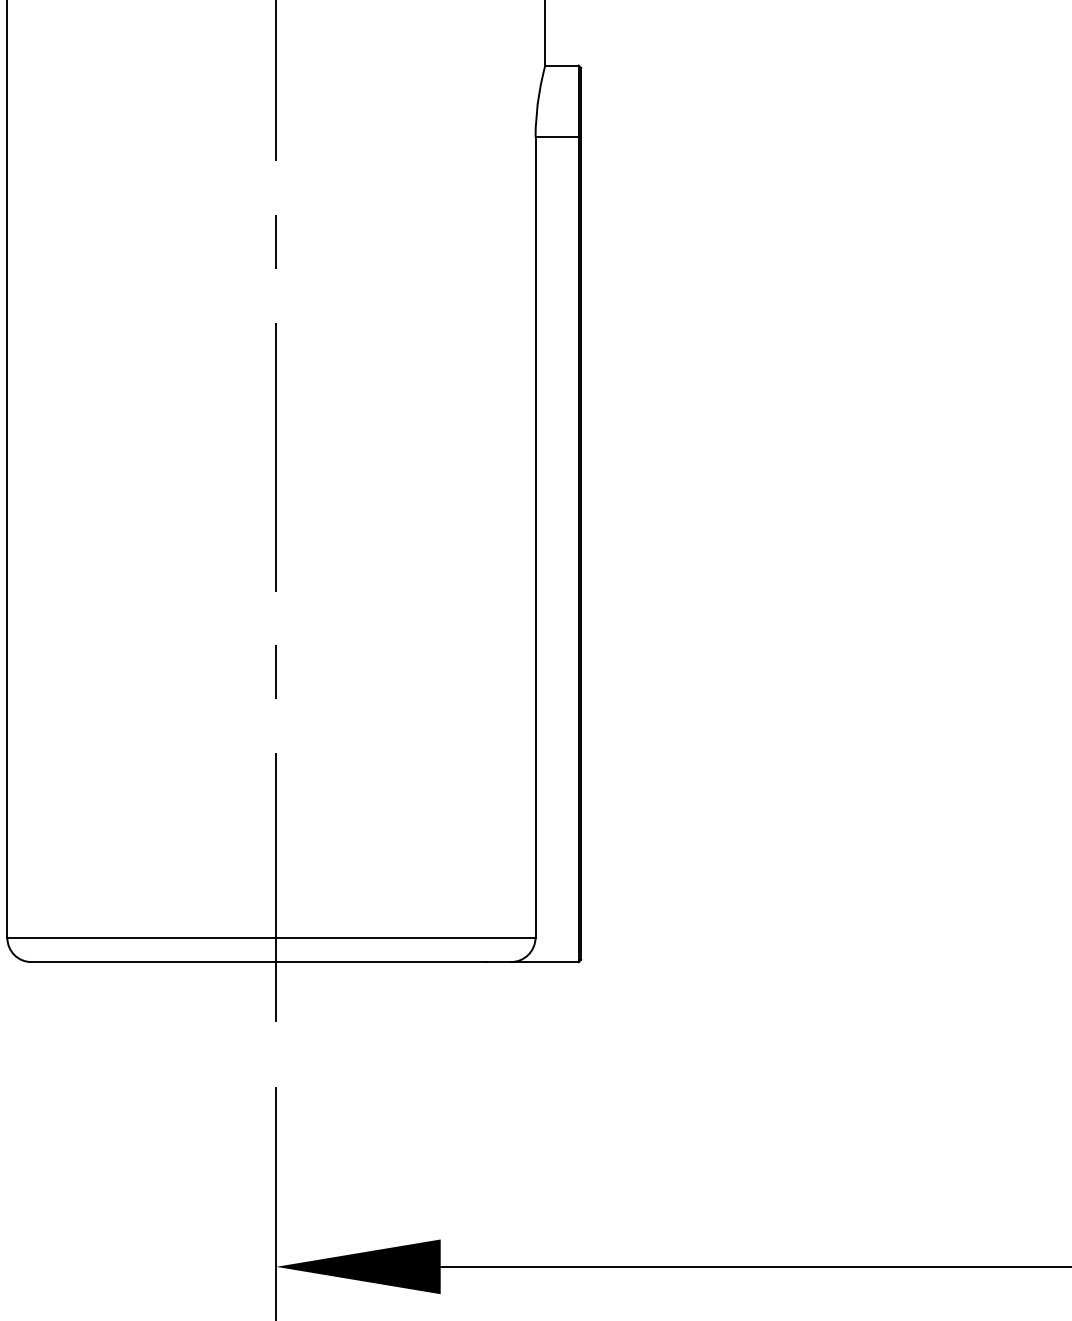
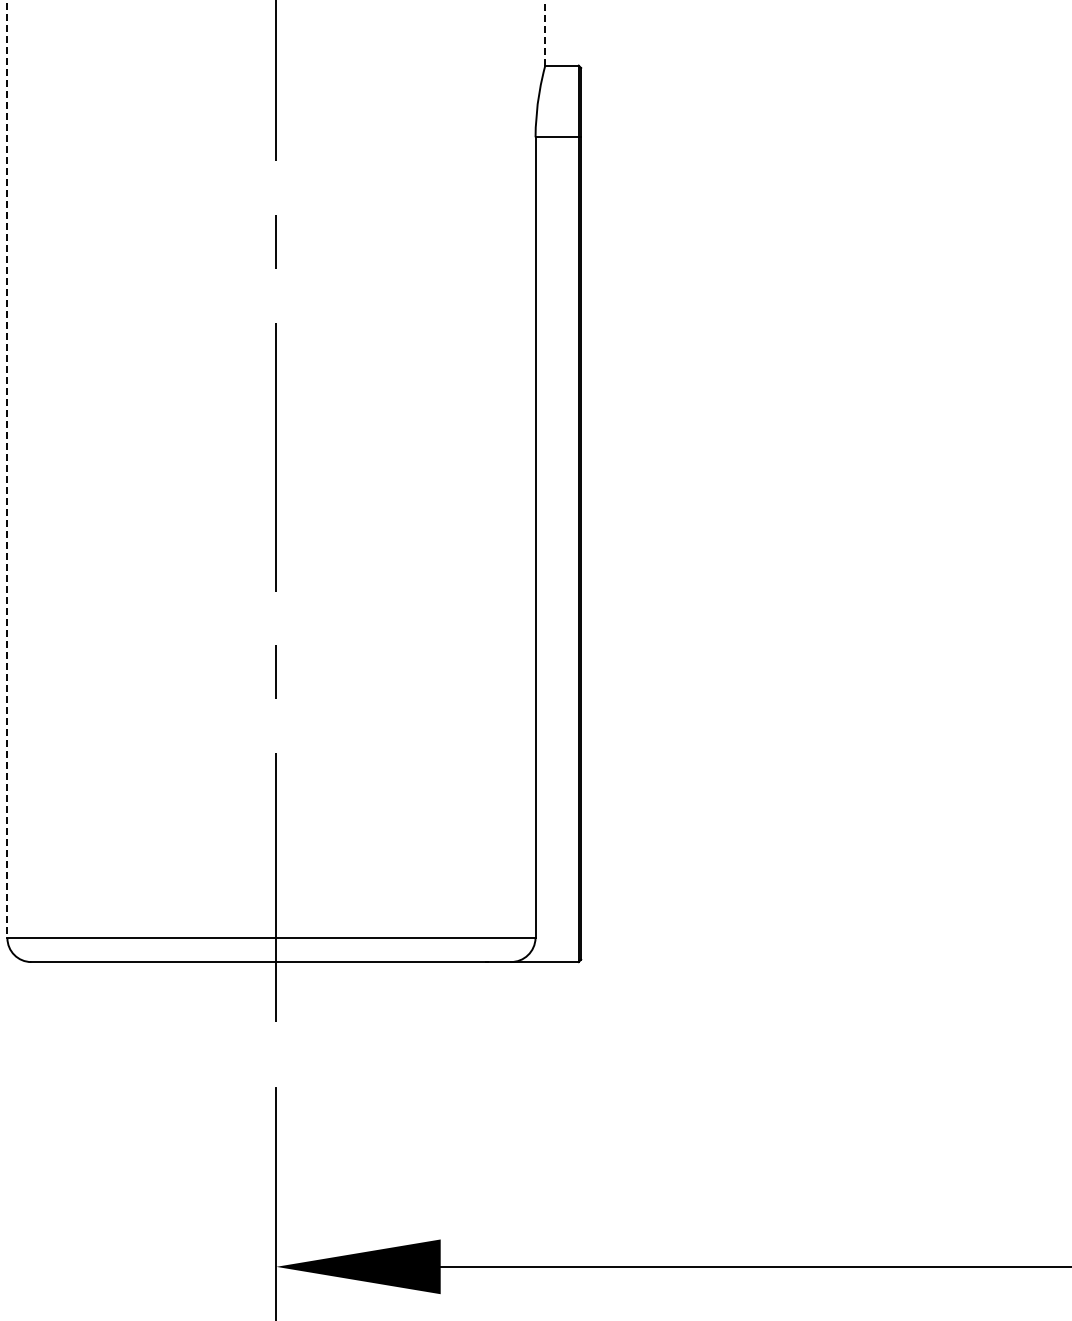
line: solid -> dashed (545, 32)
line: solid -> dashed (7, 469)
